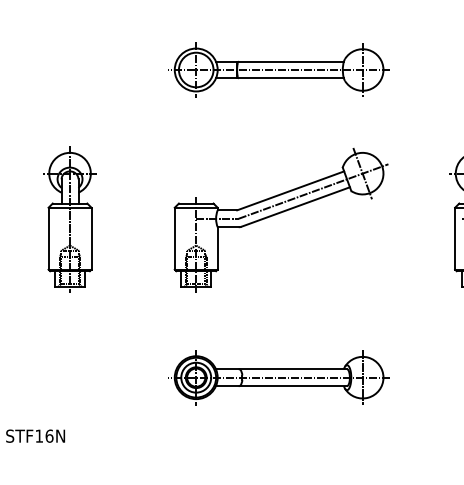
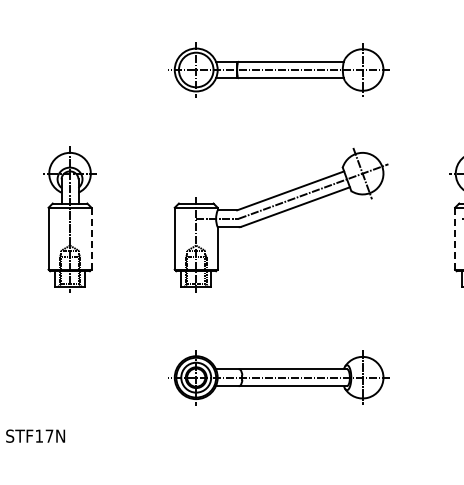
line: solid -> dashed (91, 238)
line: solid -> dashed (455, 238)
text: STF16N -> STF17N (49, 435)
